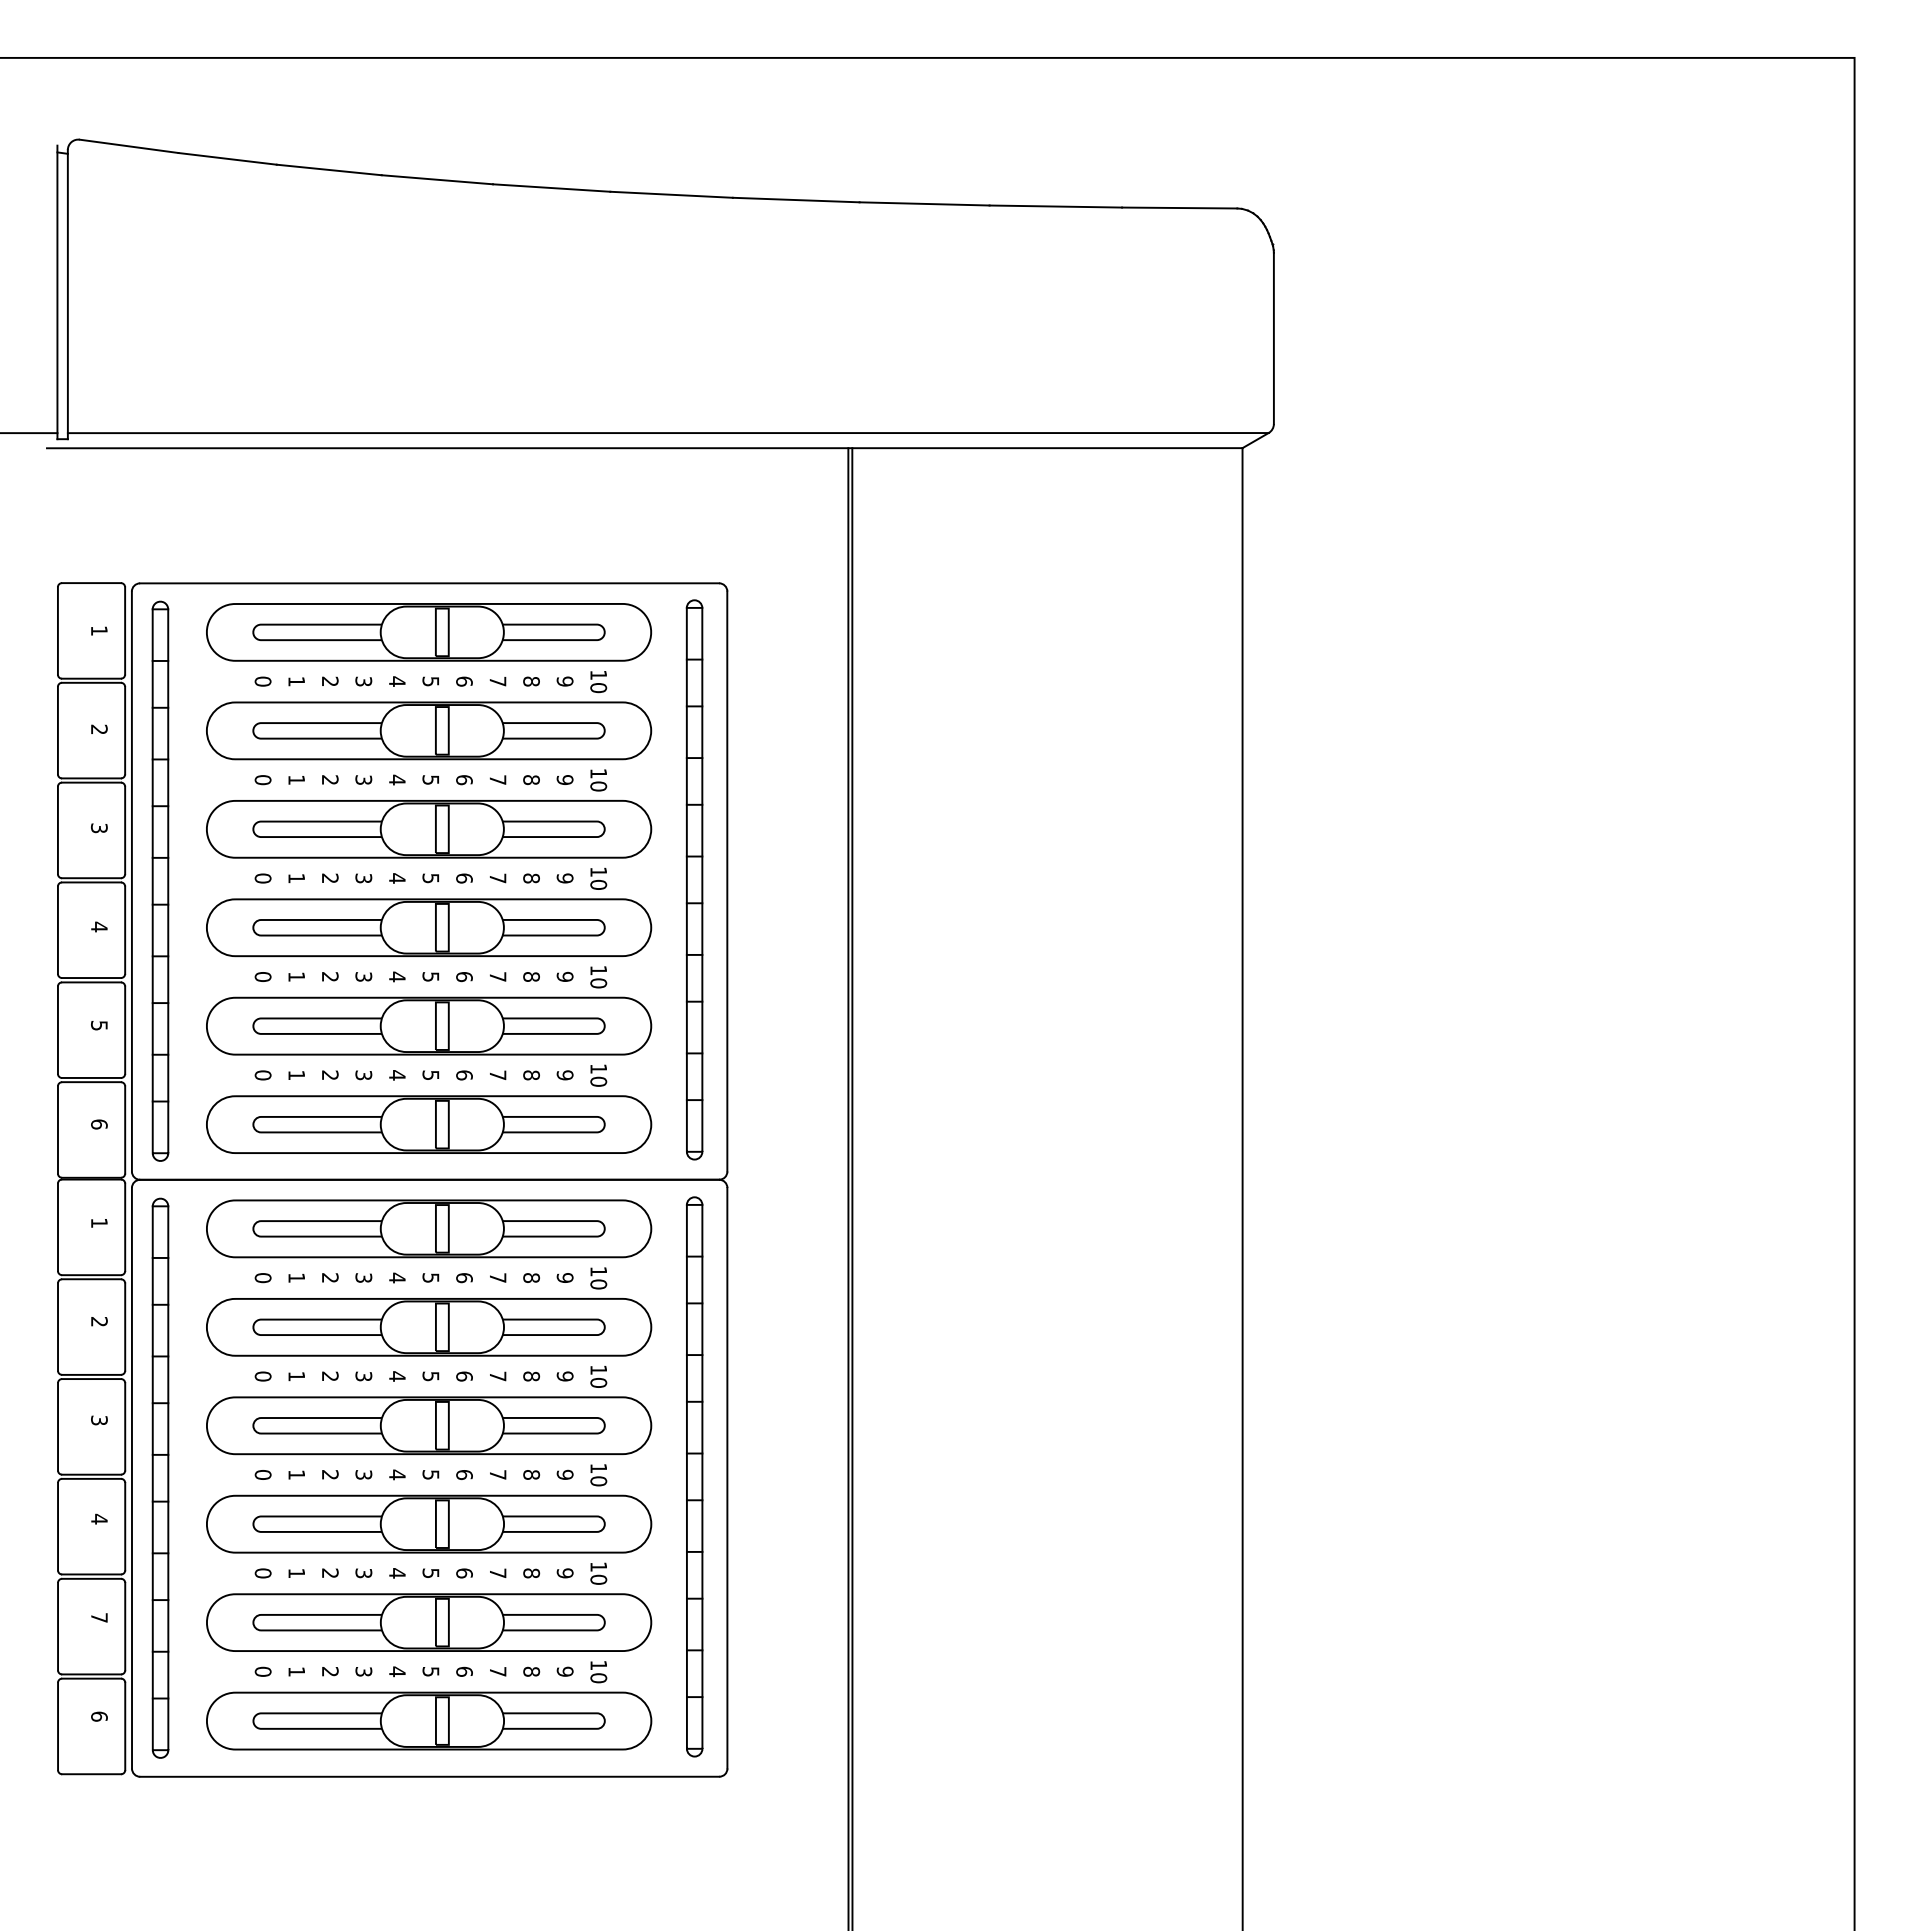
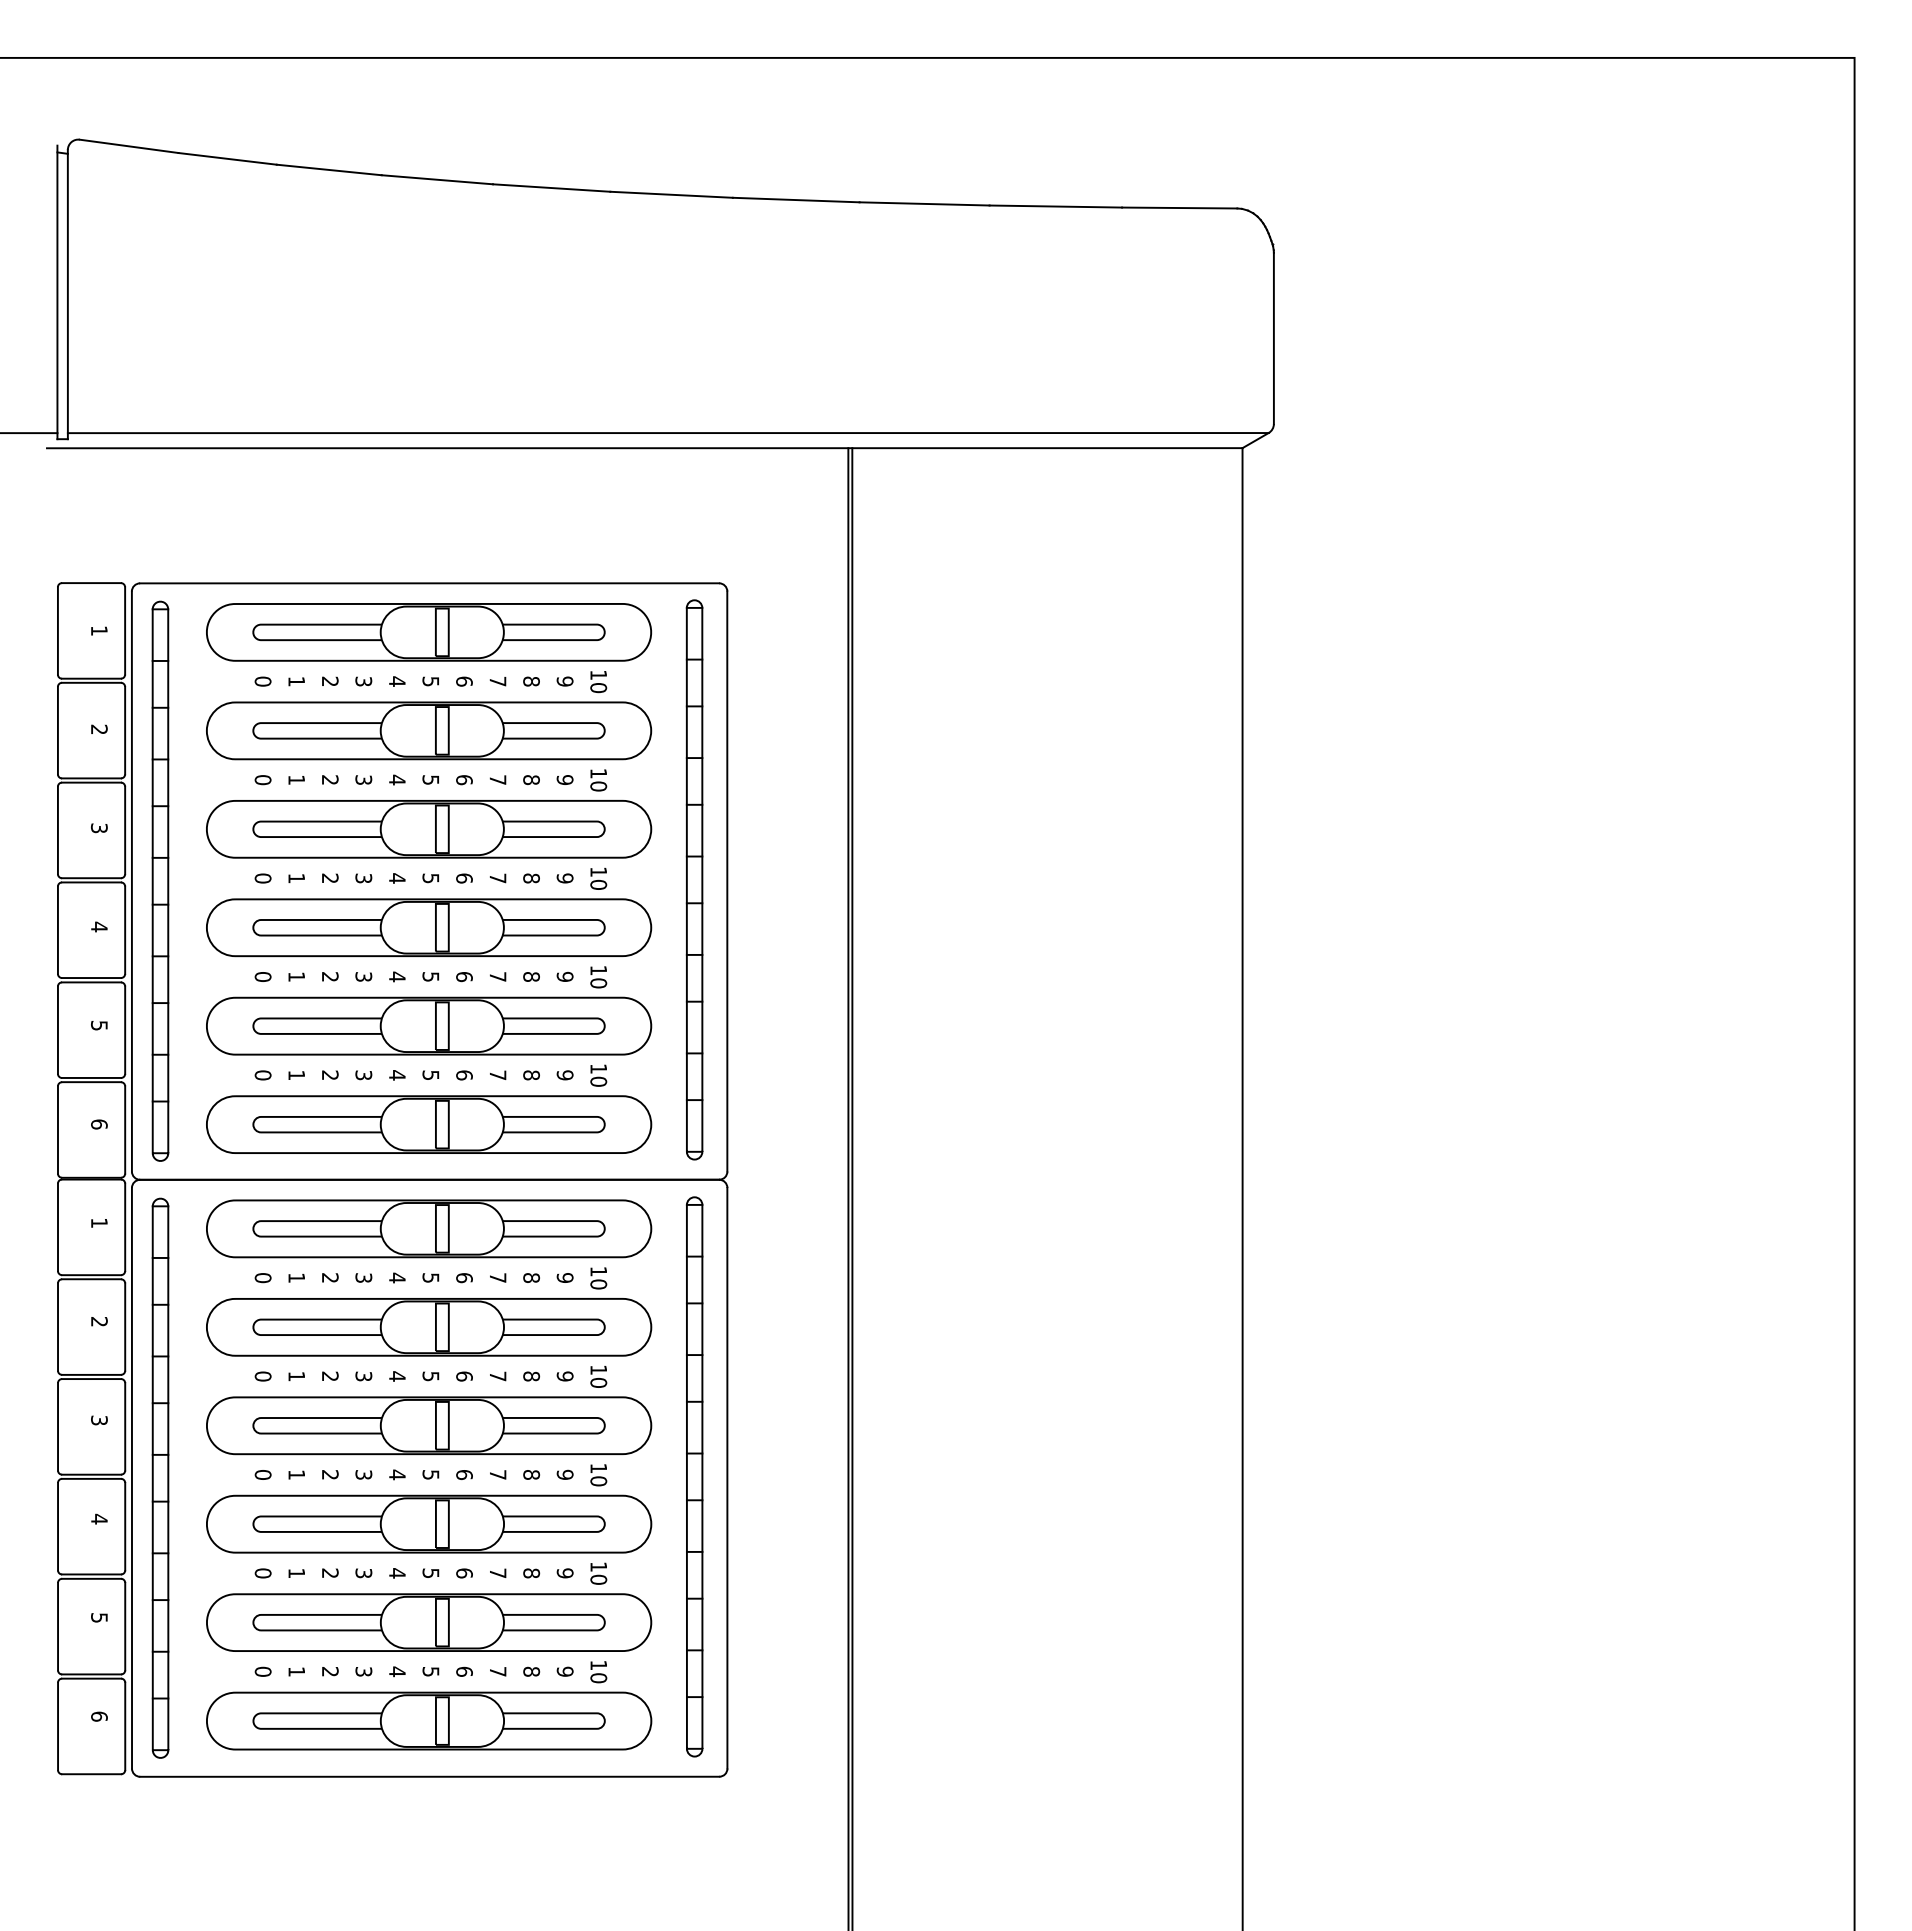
text: 7 -> 5 (99, 1617)
